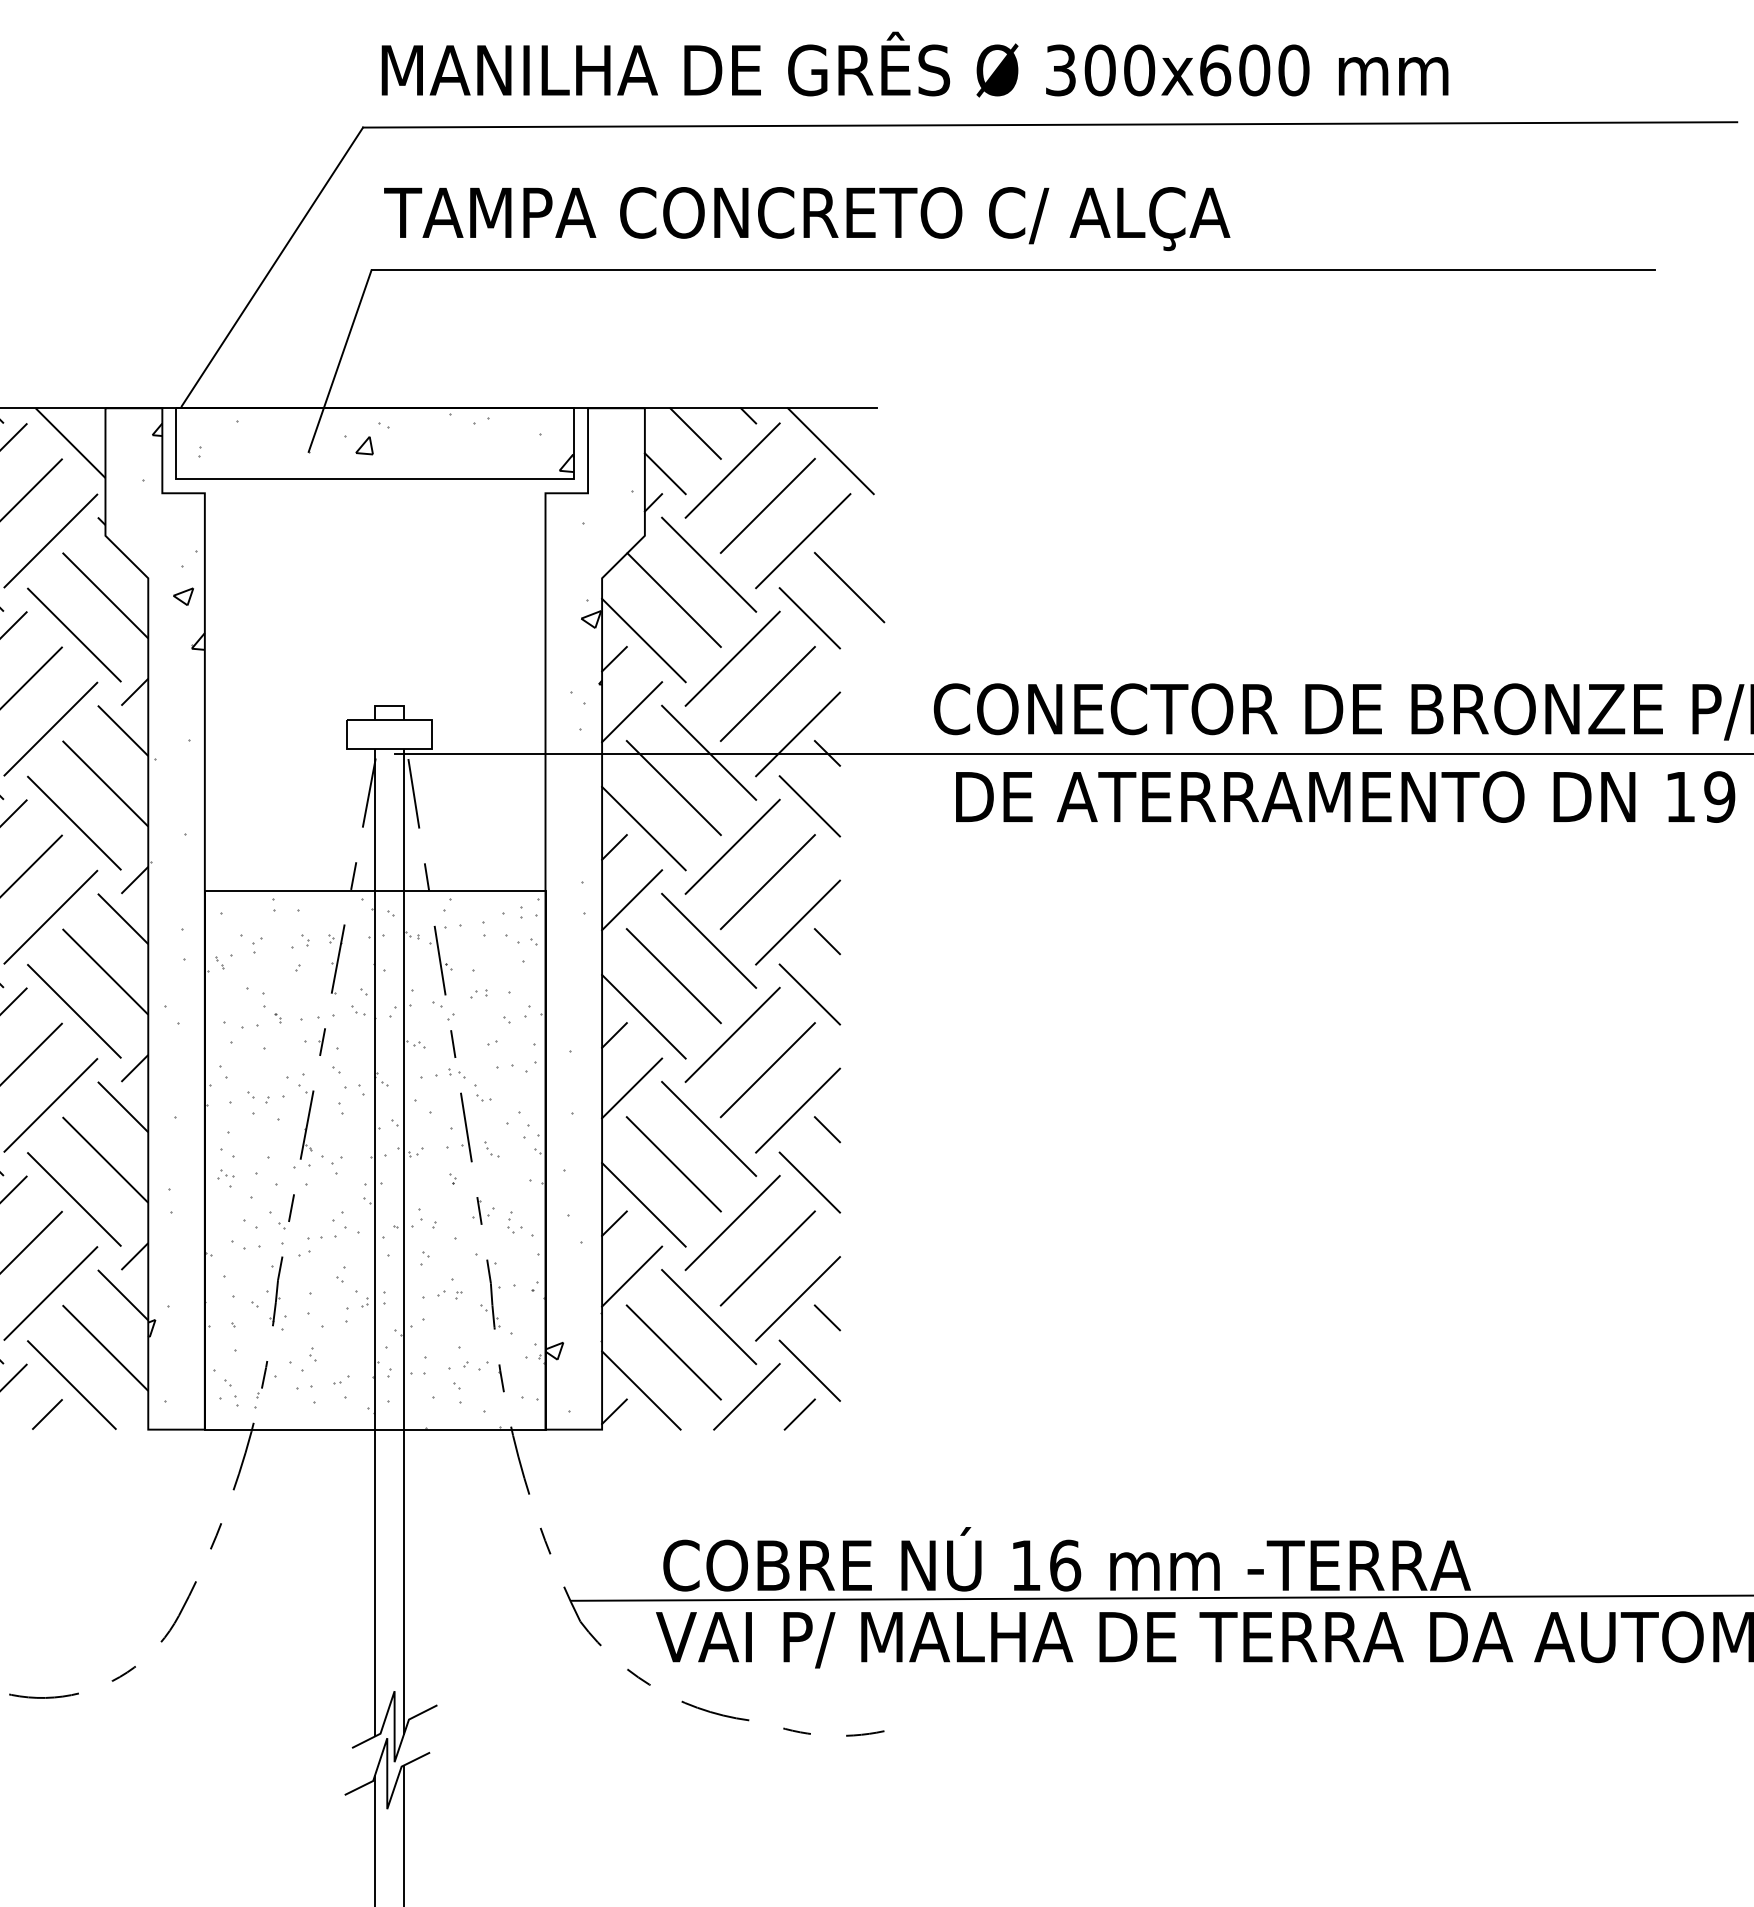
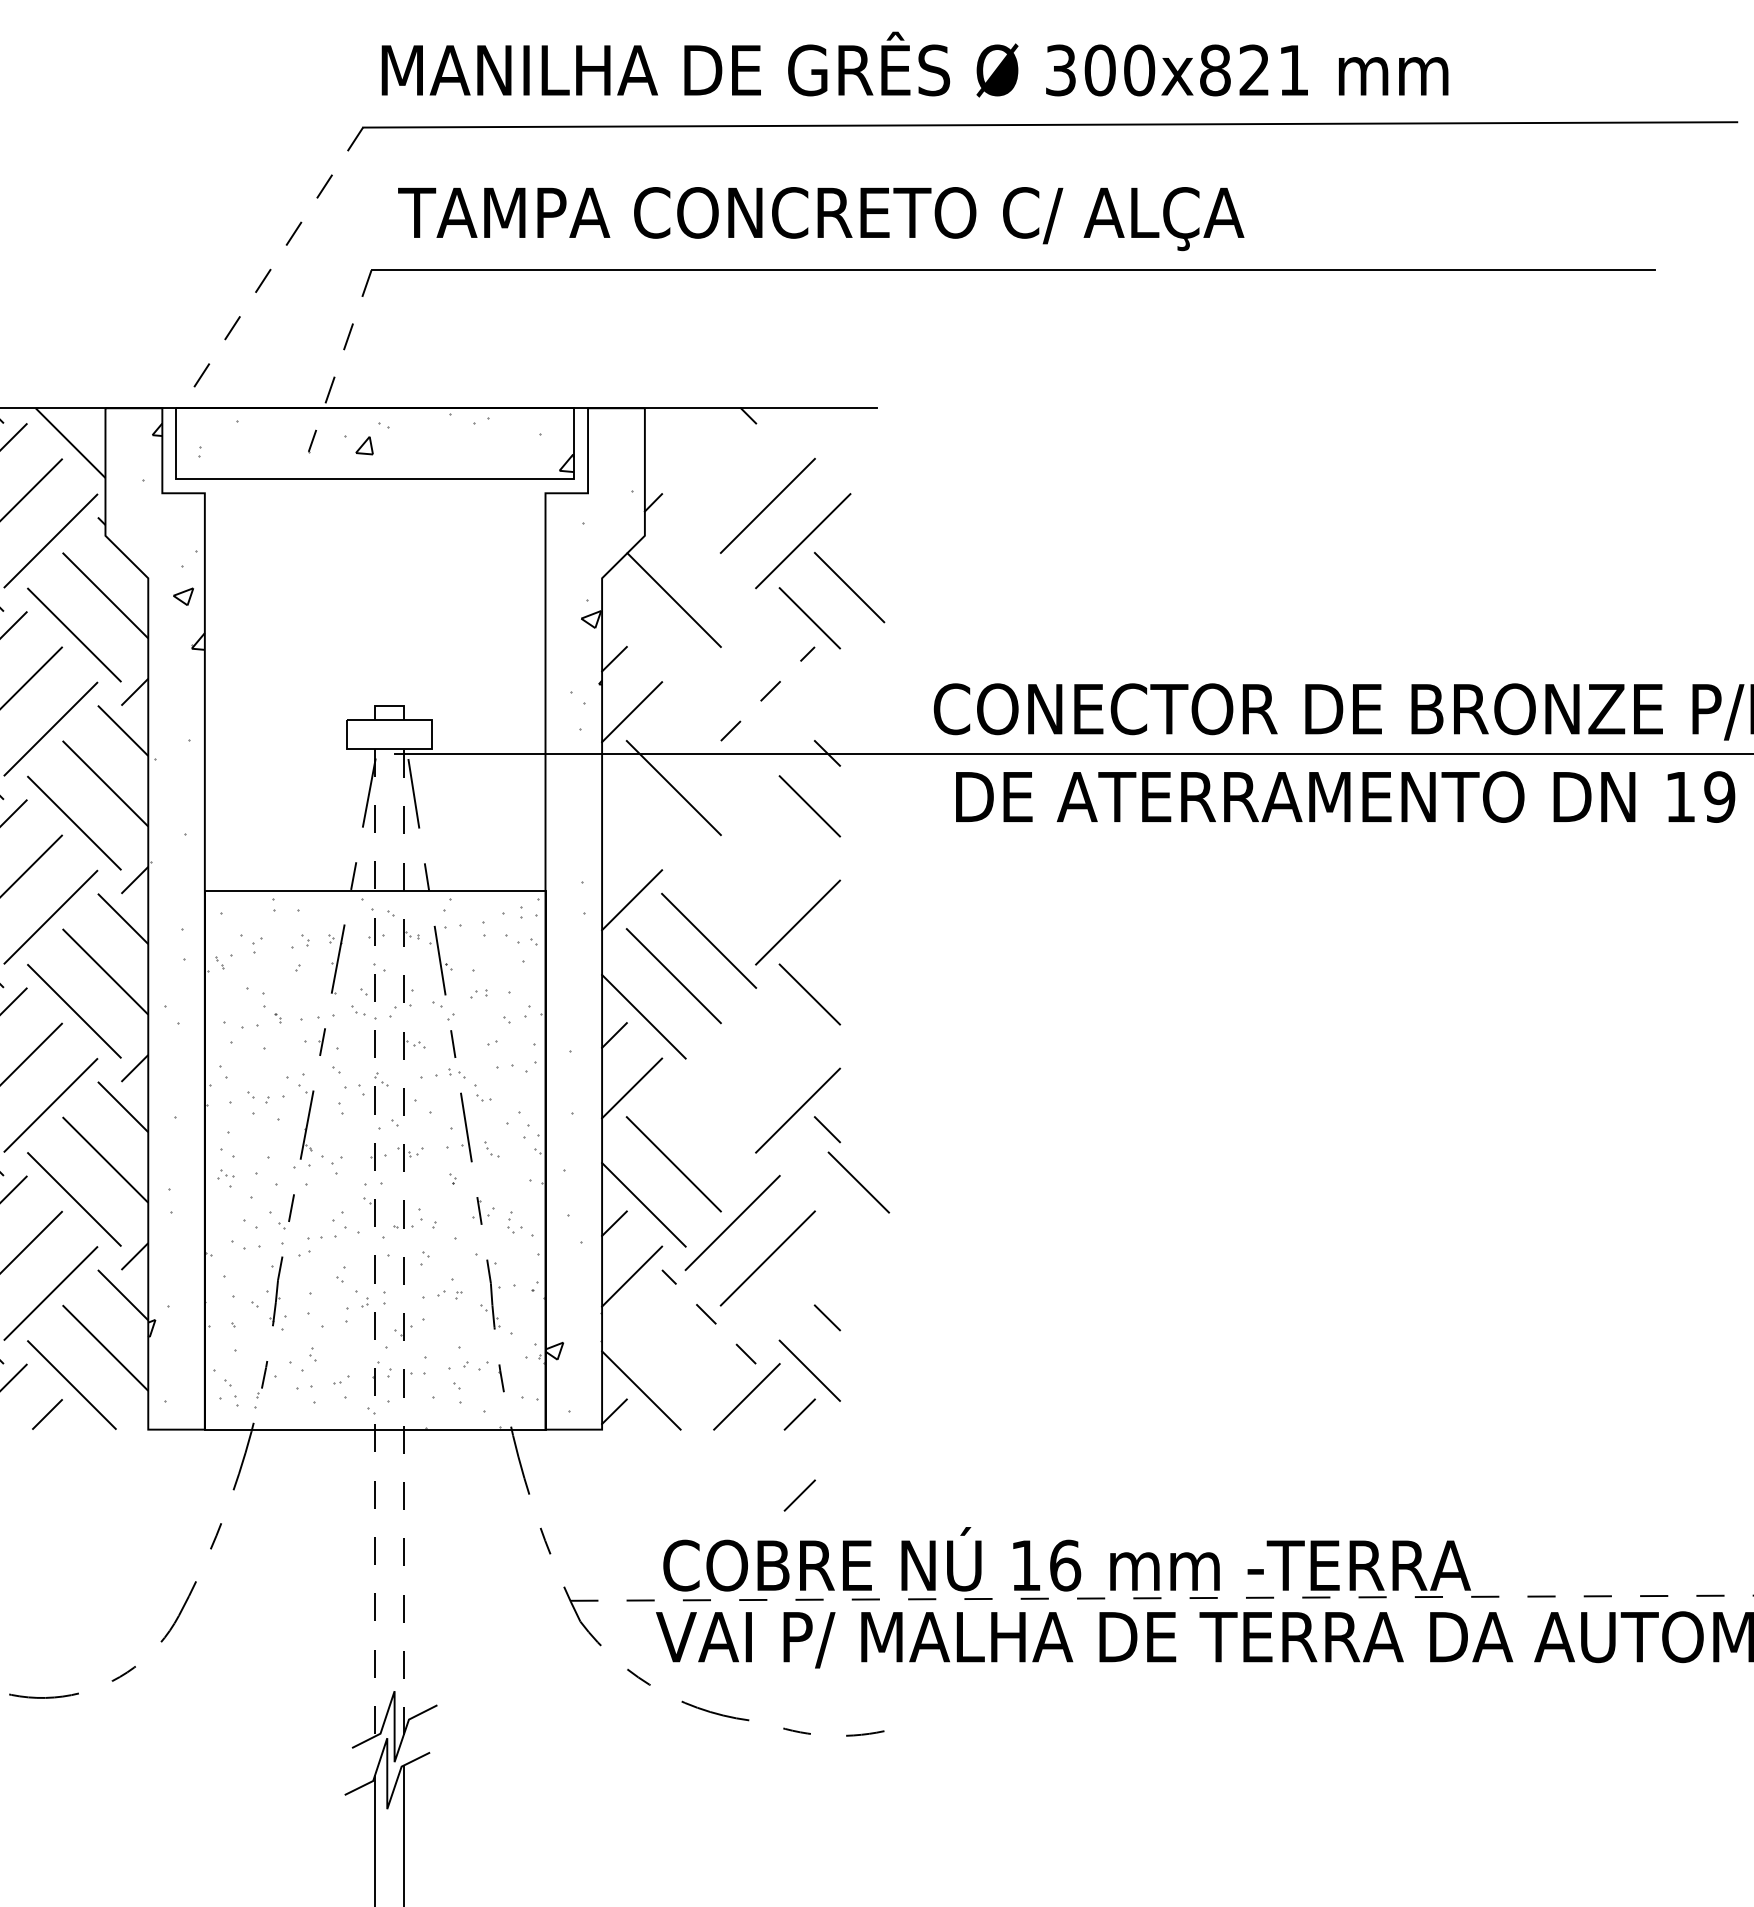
text: 300x600 -> 300x821 (1254, 70)
text position: (807, 219) -> (821, 219) (821, 219)
line: solid -> dashed (272, 267)
line: solid -> dashed (339, 361)
line: present -> none (695, 433)
line: present -> none (830, 451)
line: present -> none (732, 470)
line: present -> none (664, 473)
line: present -> none (709, 564)
line: present -> none (643, 640)
line: present -> none (732, 658)
line: solid -> dashed (768, 693)
line: present -> none (797, 734)
line: present -> none (709, 752)
line: present -> none (643, 828)
line: present -> none (732, 846)
line: present -> none (614, 847)
line: present -> none (767, 882)
line: present -> none (826, 941)
line: present -> none (732, 1034)
line: present -> none (767, 1070)
line: present -> none (709, 1128)
line position: (809, 1182) -> (858, 1182) (858, 1182)
line: solid -> dashed (403, 1241)
line: solid -> dashed (375, 1242)
line: present -> none (797, 1298)
line: solid -> dashed (708, 1316)
line: present -> none (673, 1352)
line: none -> present (799, 1495)
line: solid -> dashed (1162, 1598)
